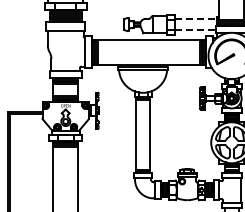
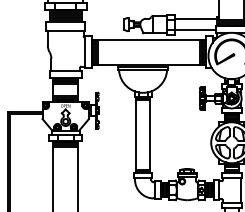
line: dashed -> solid (195, 19)
line: dashed -> solid (195, 30)
